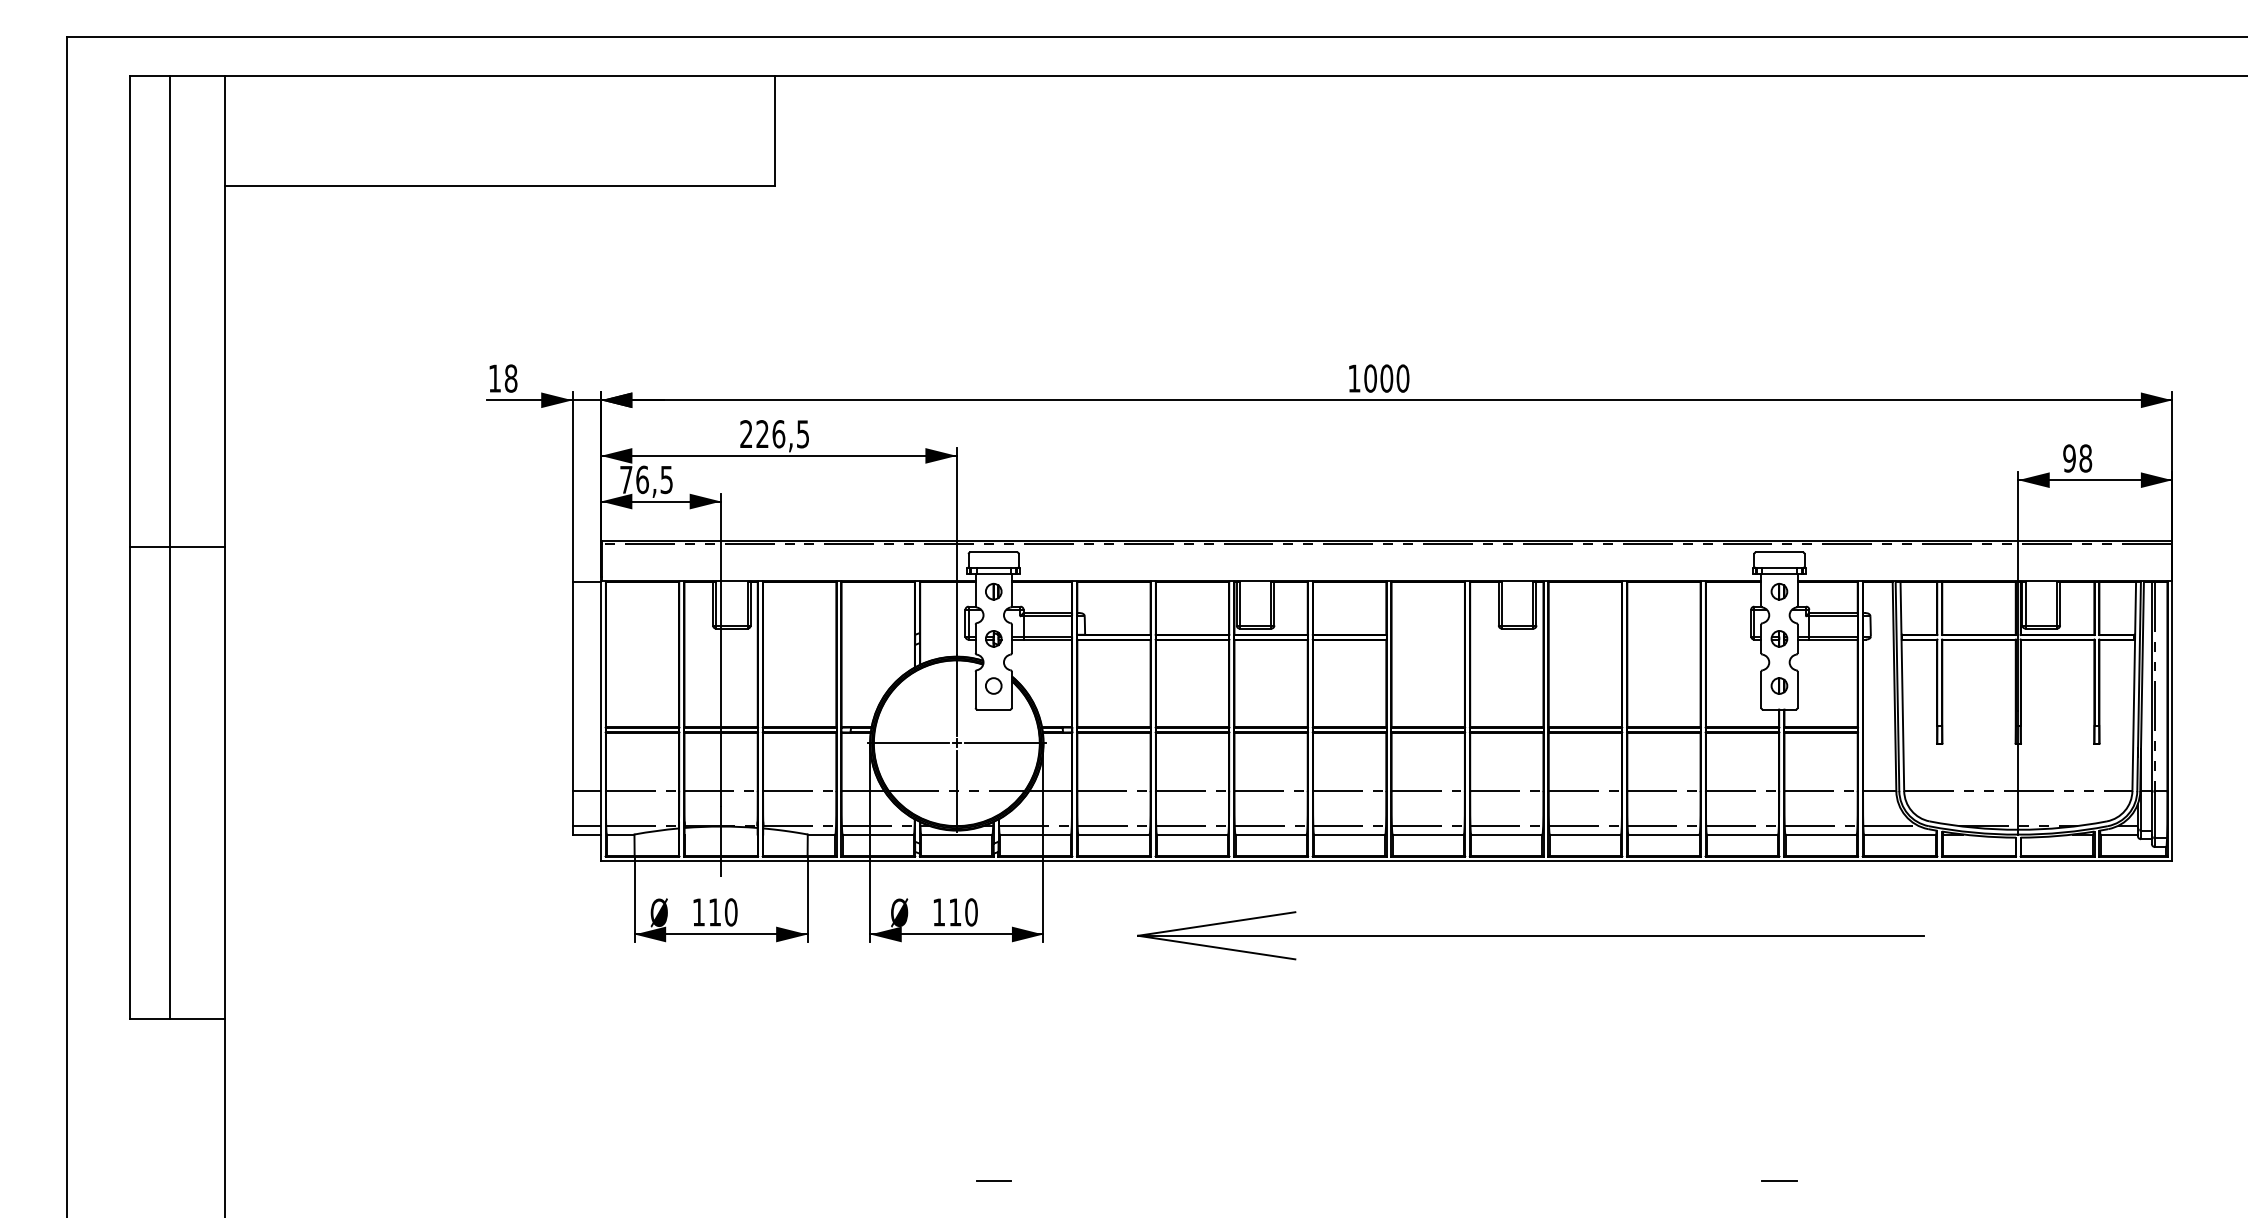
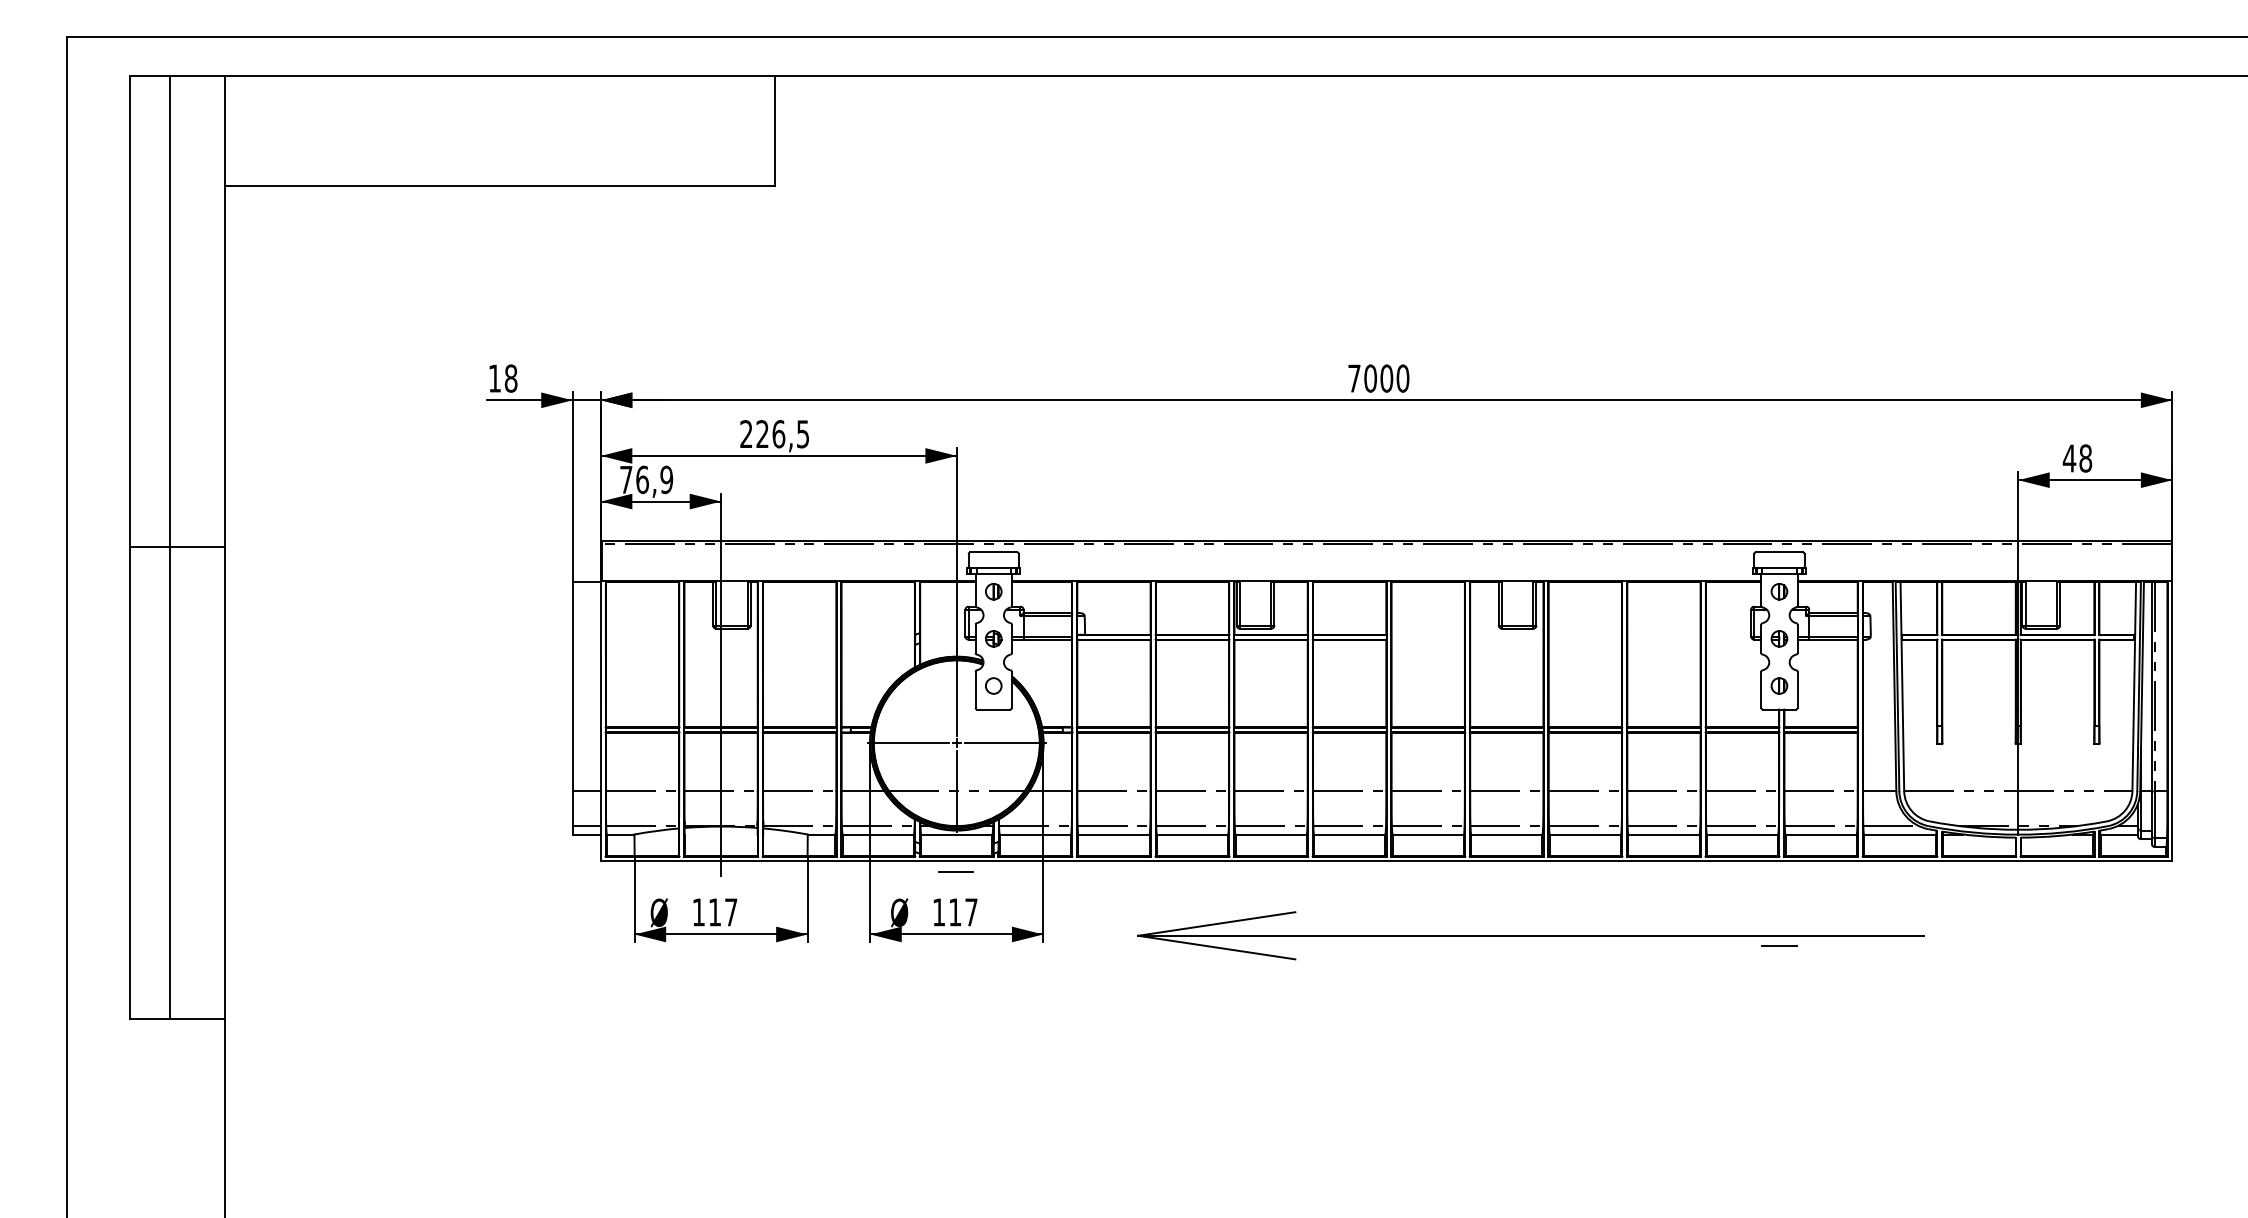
text: 1000 -> 7000 (1354, 378)
text: 98 -> 48 (2069, 458)
text: 76,5 -> 76,9 (666, 479)
text: 110 -> 117 (730, 912)
text: 110 -> 117 (971, 912)
line position: (993, 1180) -> (955, 871) (955, 871)
line position: (1779, 1180) -> (1779, 945) (1779, 945)
